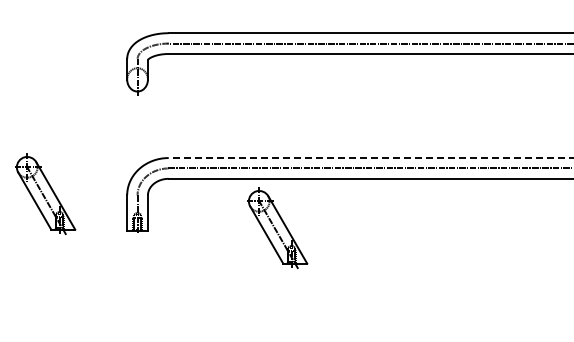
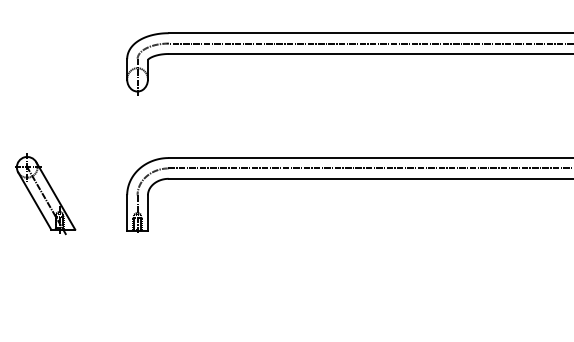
line: dashed -> solid (370, 158)
part: present -> none (277, 228)
